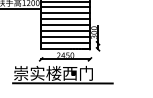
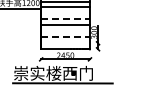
line: present -> none (65, 13)
line: solid -> dashed (66, 19)
line: present -> none (65, 31)
line: solid -> dashed (66, 37)
line: present -> none (65, 43)
